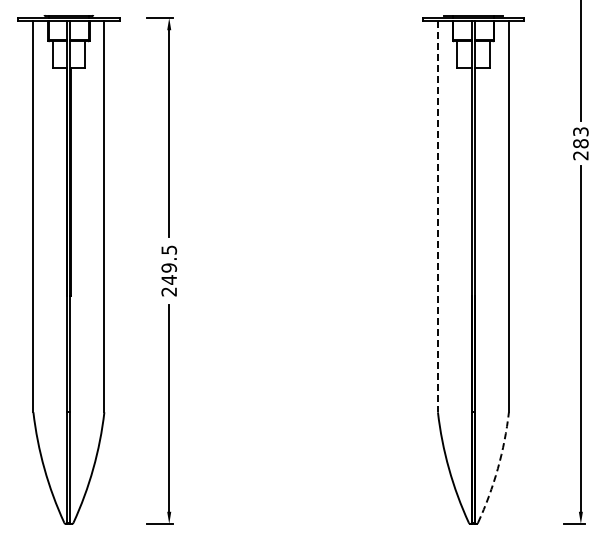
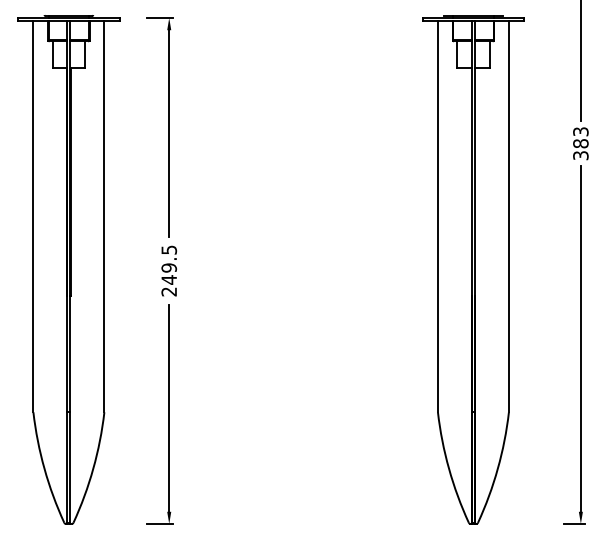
text: 283 -> 383 (580, 155)
line: dashed -> solid (437, 216)
arc: dashed -> solid (497, 468)
